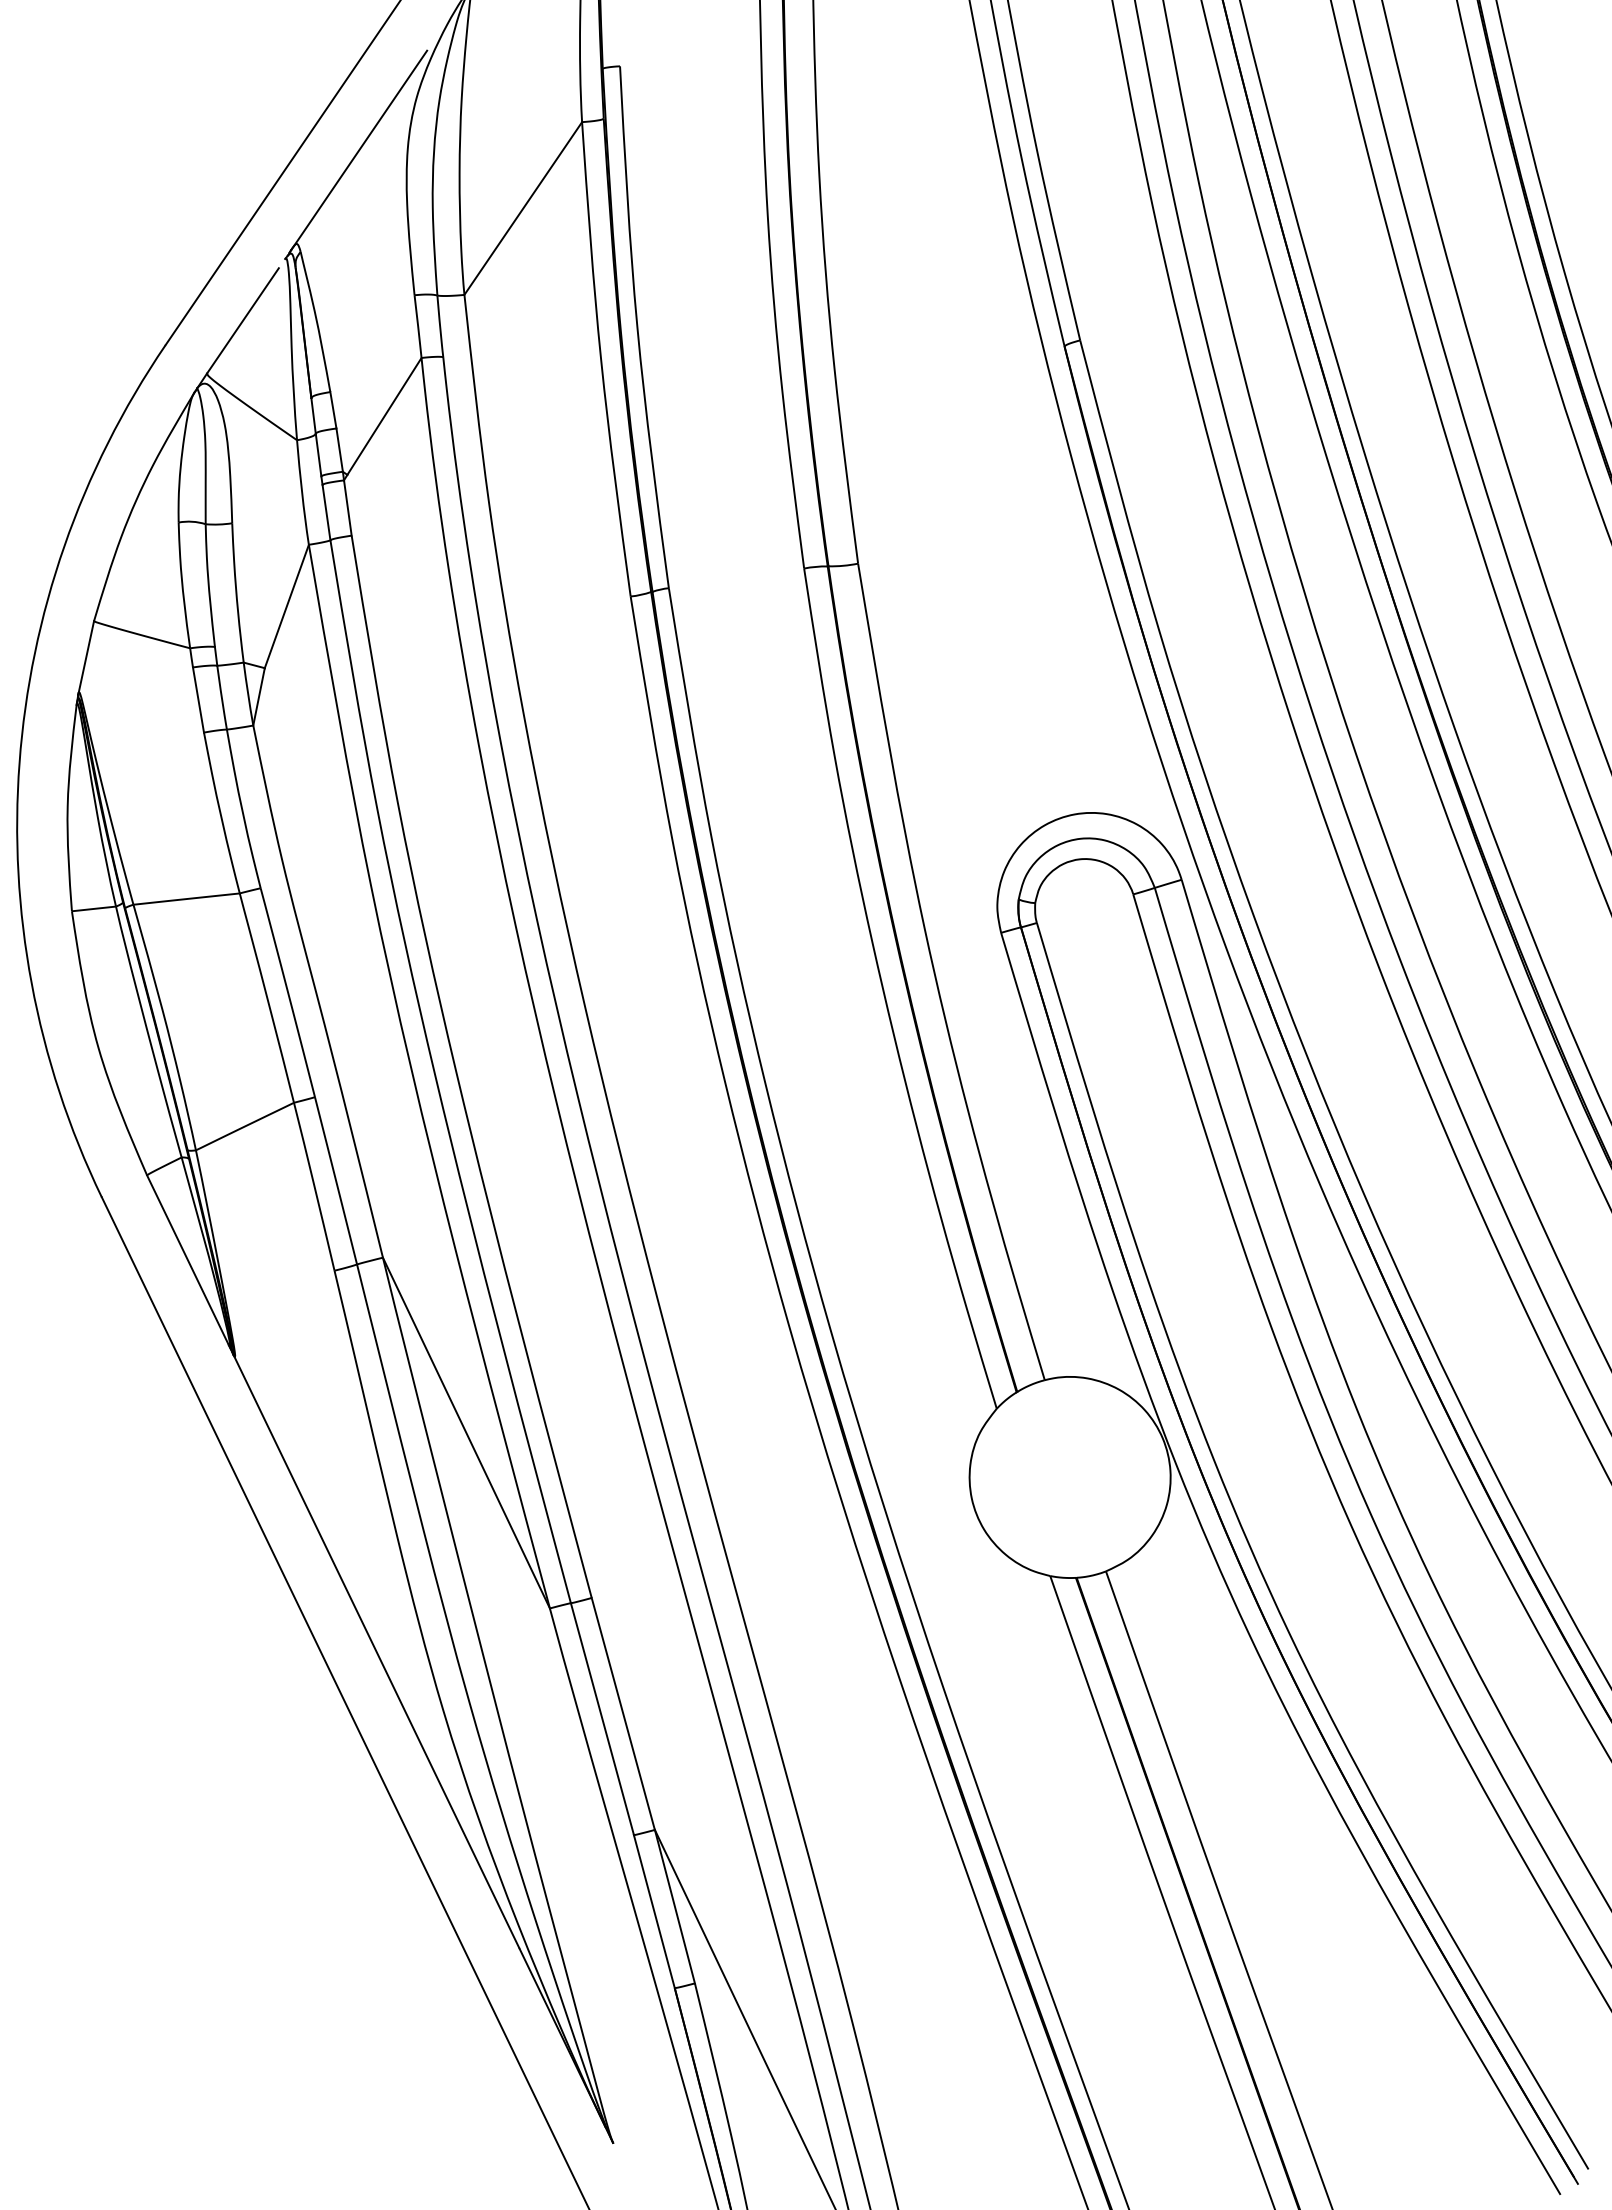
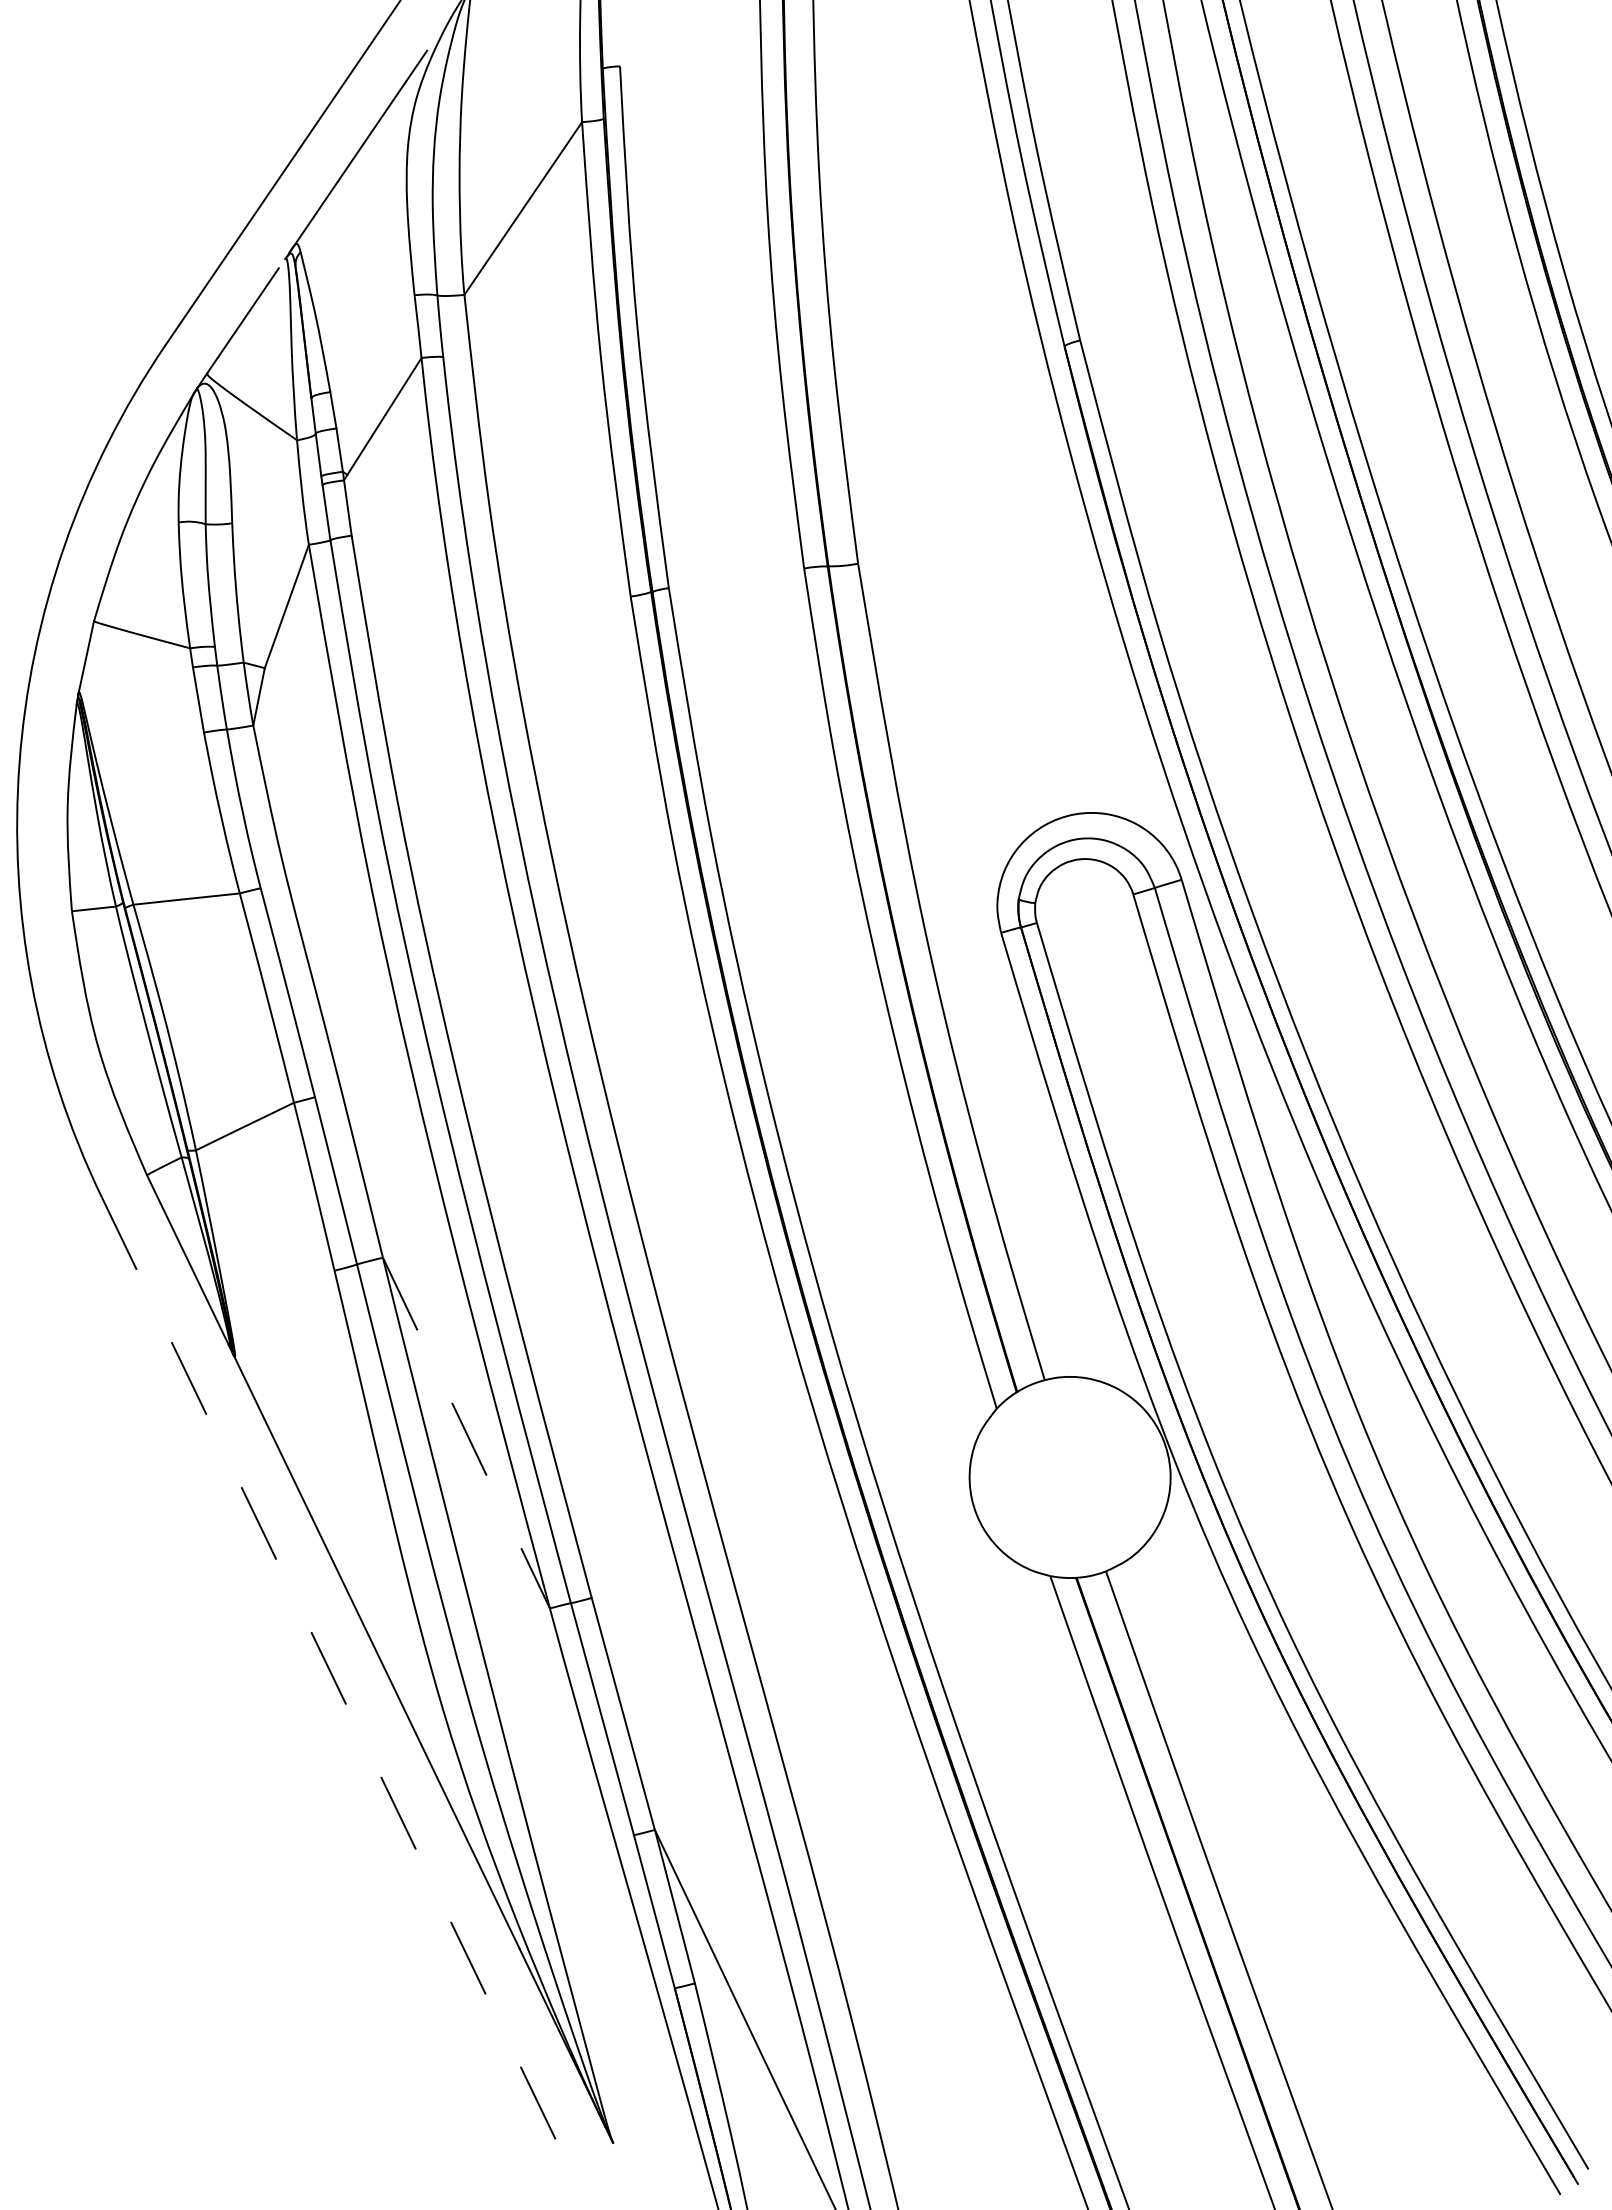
line: solid -> dashed (466, 1433)
line: solid -> dashed (345, 1703)
